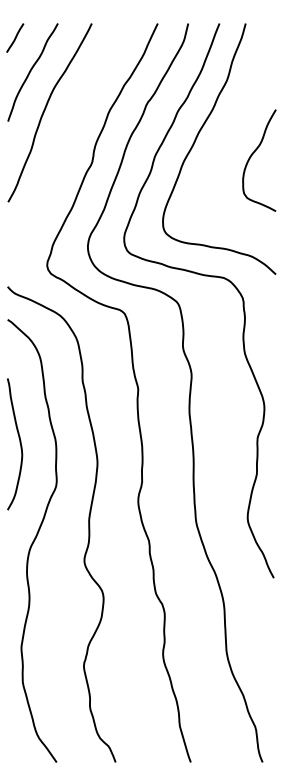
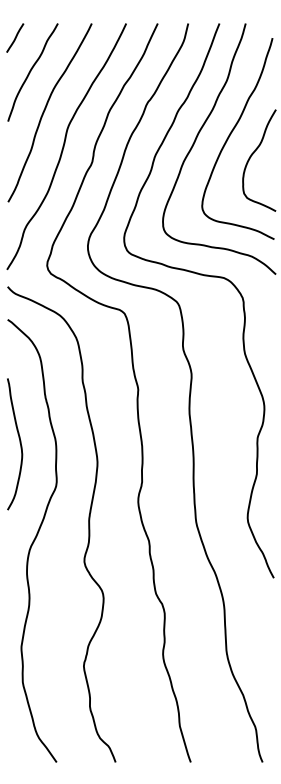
curve: none -> present (231, 134)
curve: none -> present (64, 146)
